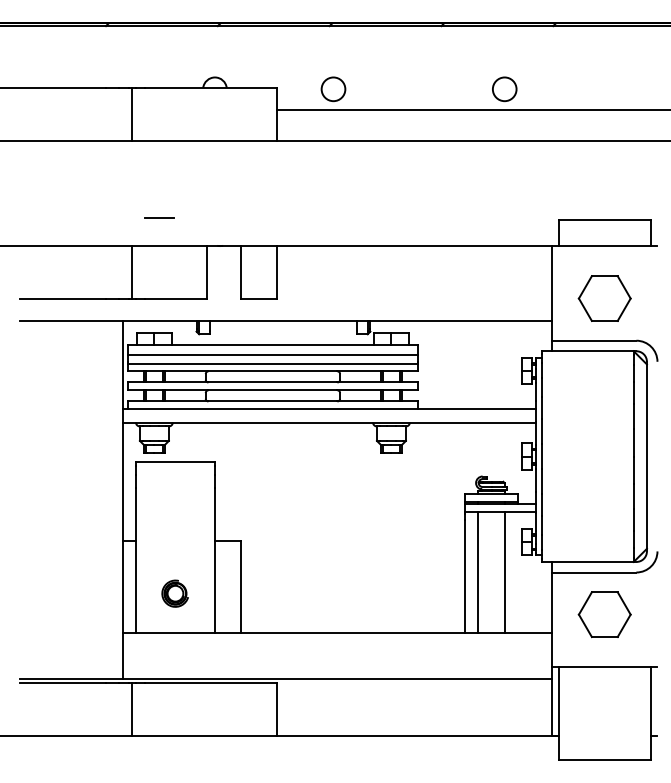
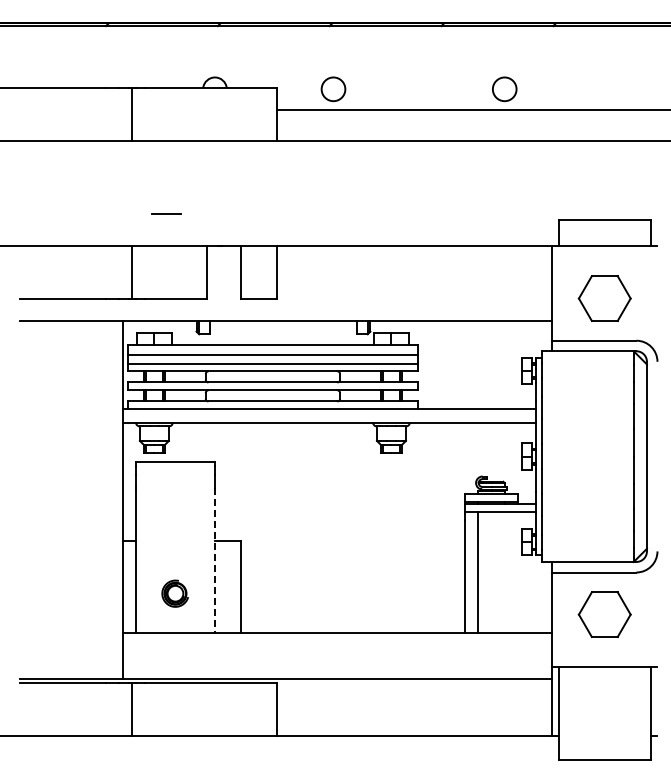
line position: (159, 217) -> (166, 213) (166, 213)
line: solid -> dashed (214, 561)
line: present -> none (504, 572)
